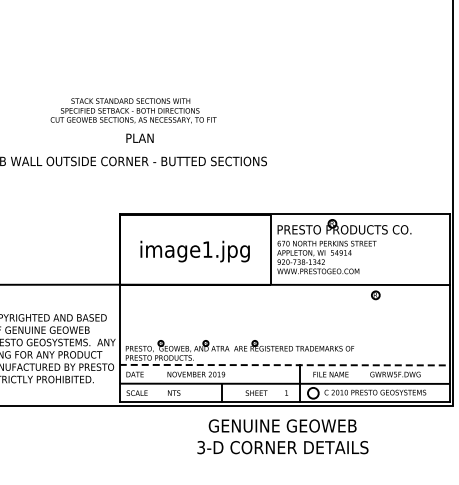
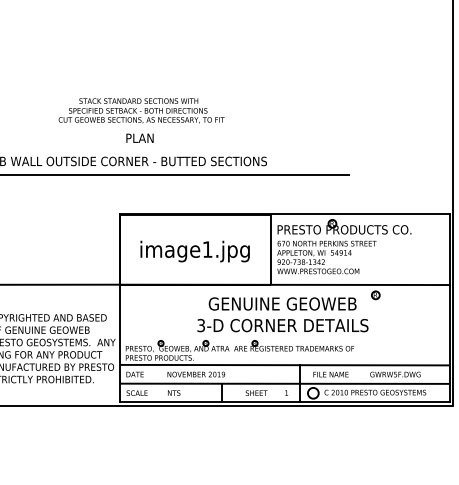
text position: (133, 110) -> (141, 110) (141, 110)
line: none -> present (175, 175)
line: dashed -> solid (284, 365)
text position: (282, 436) -> (282, 314) (282, 314)
